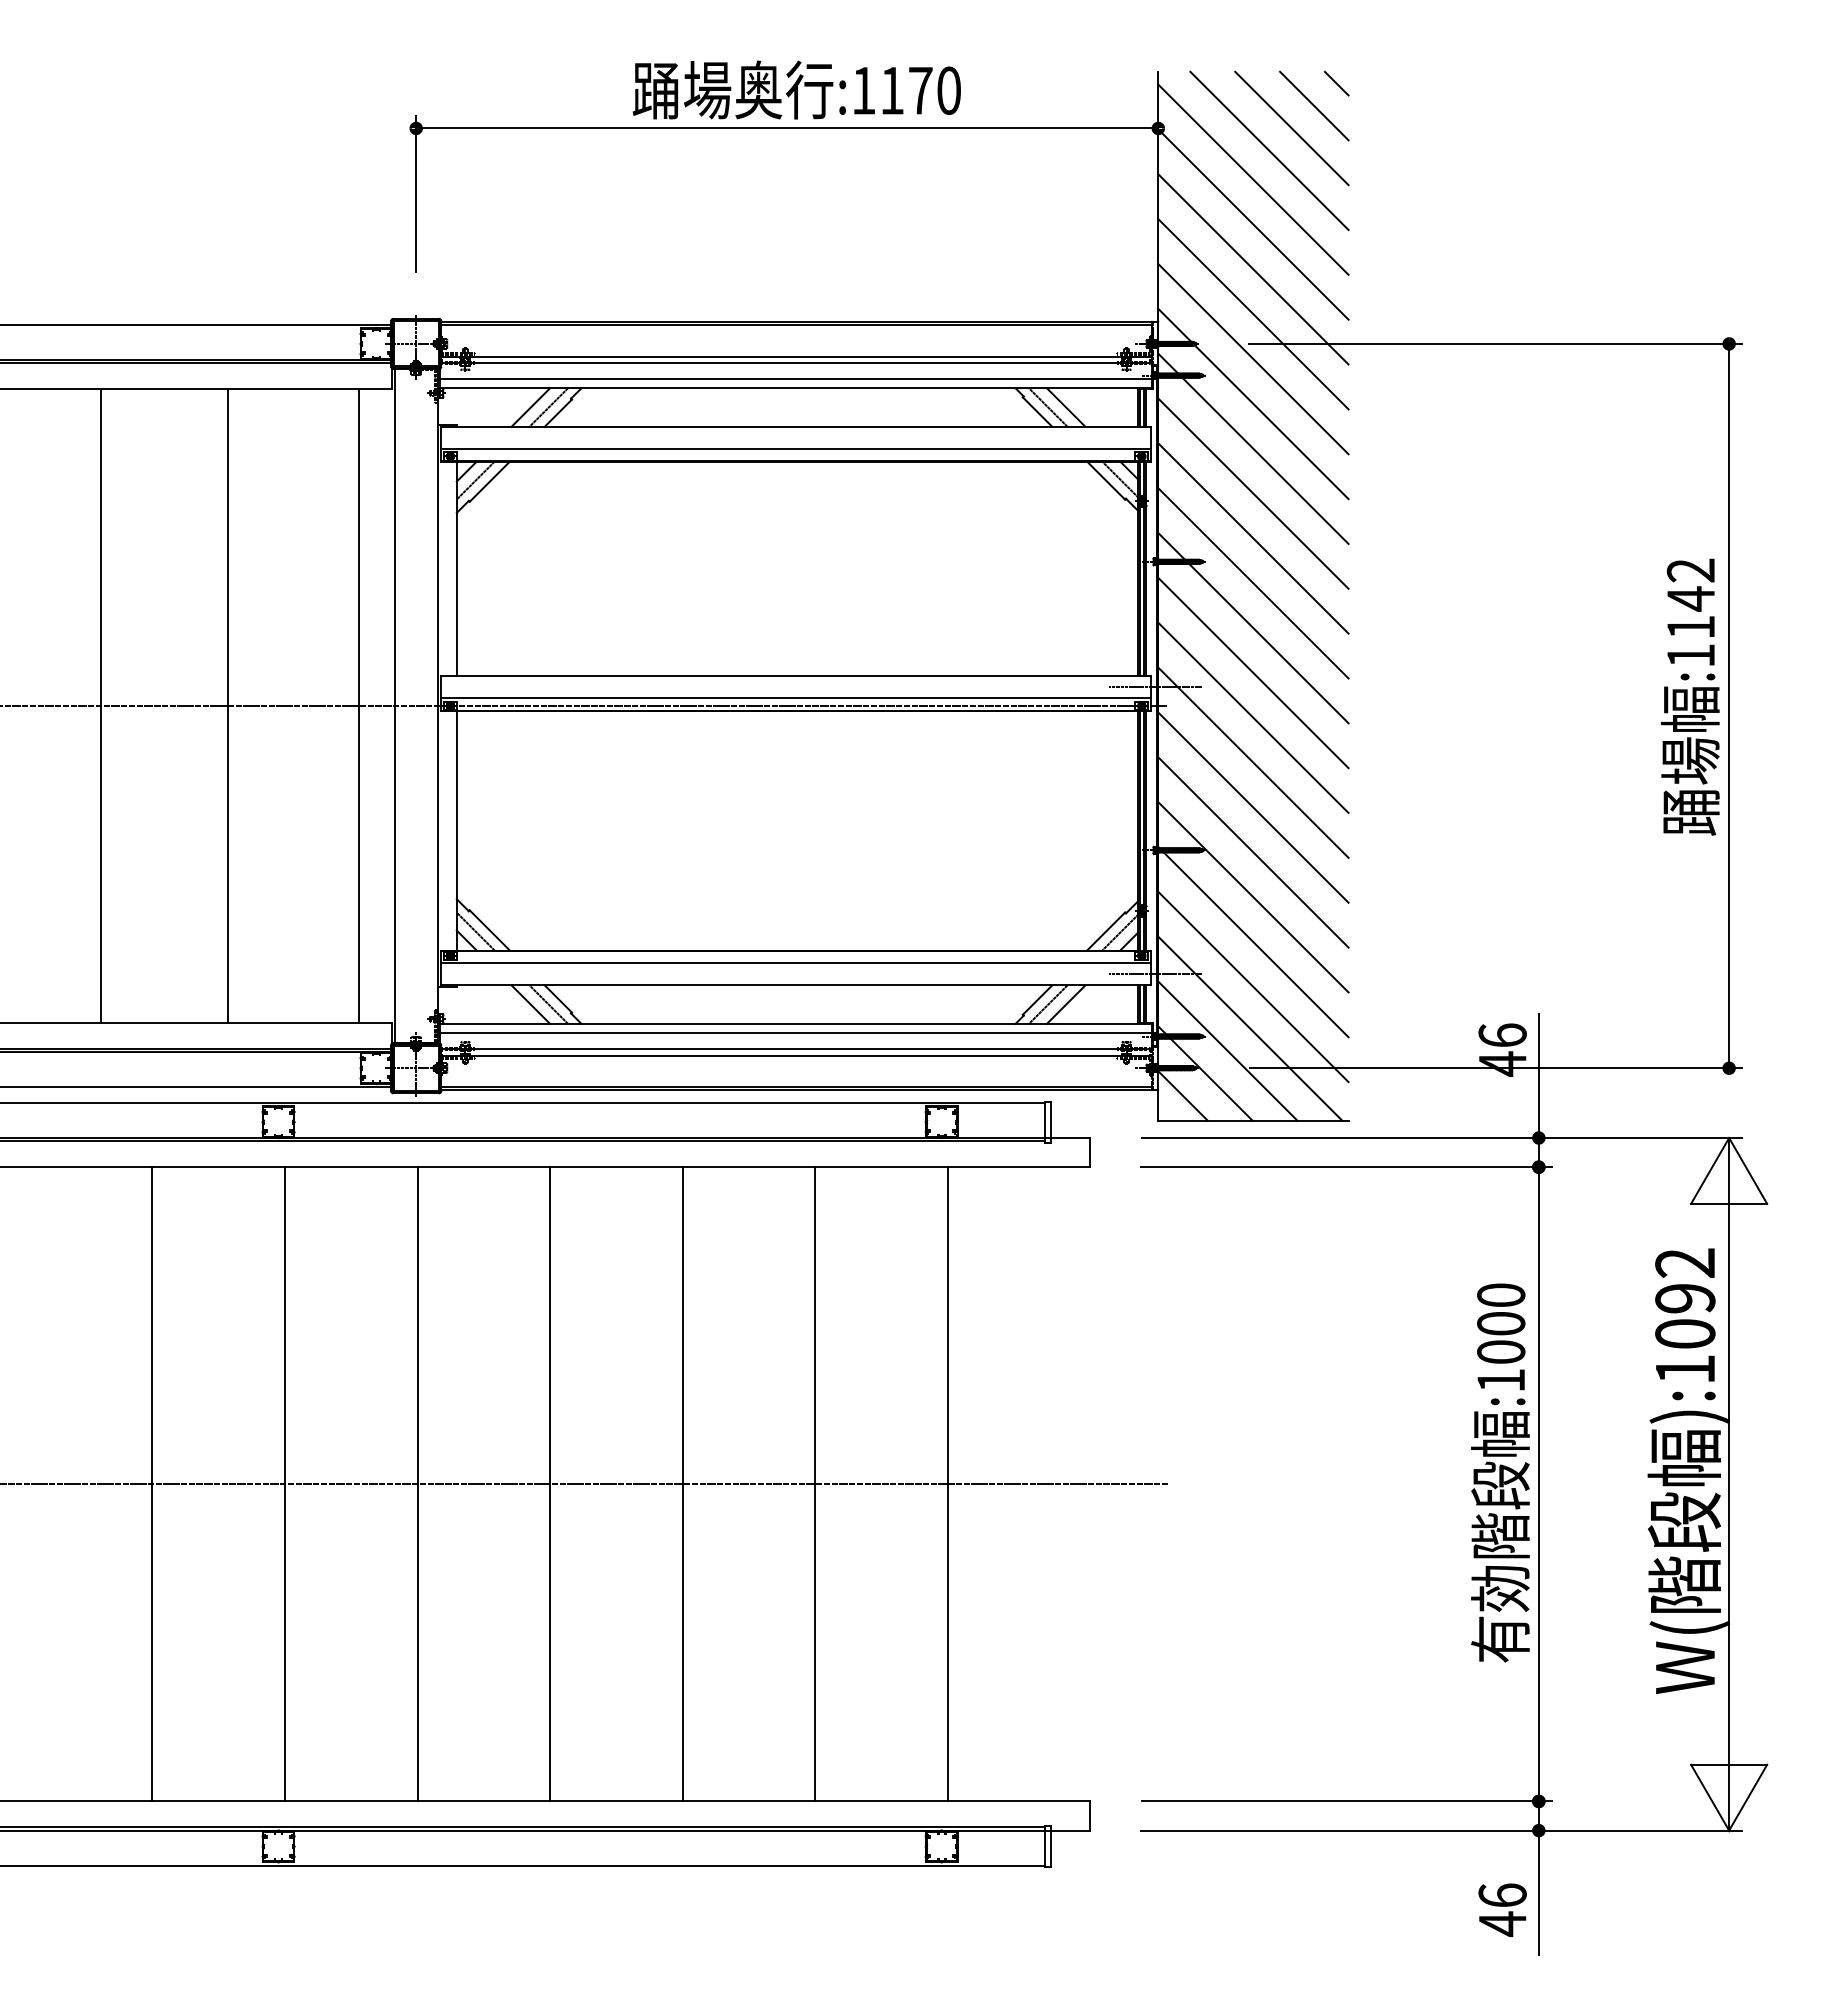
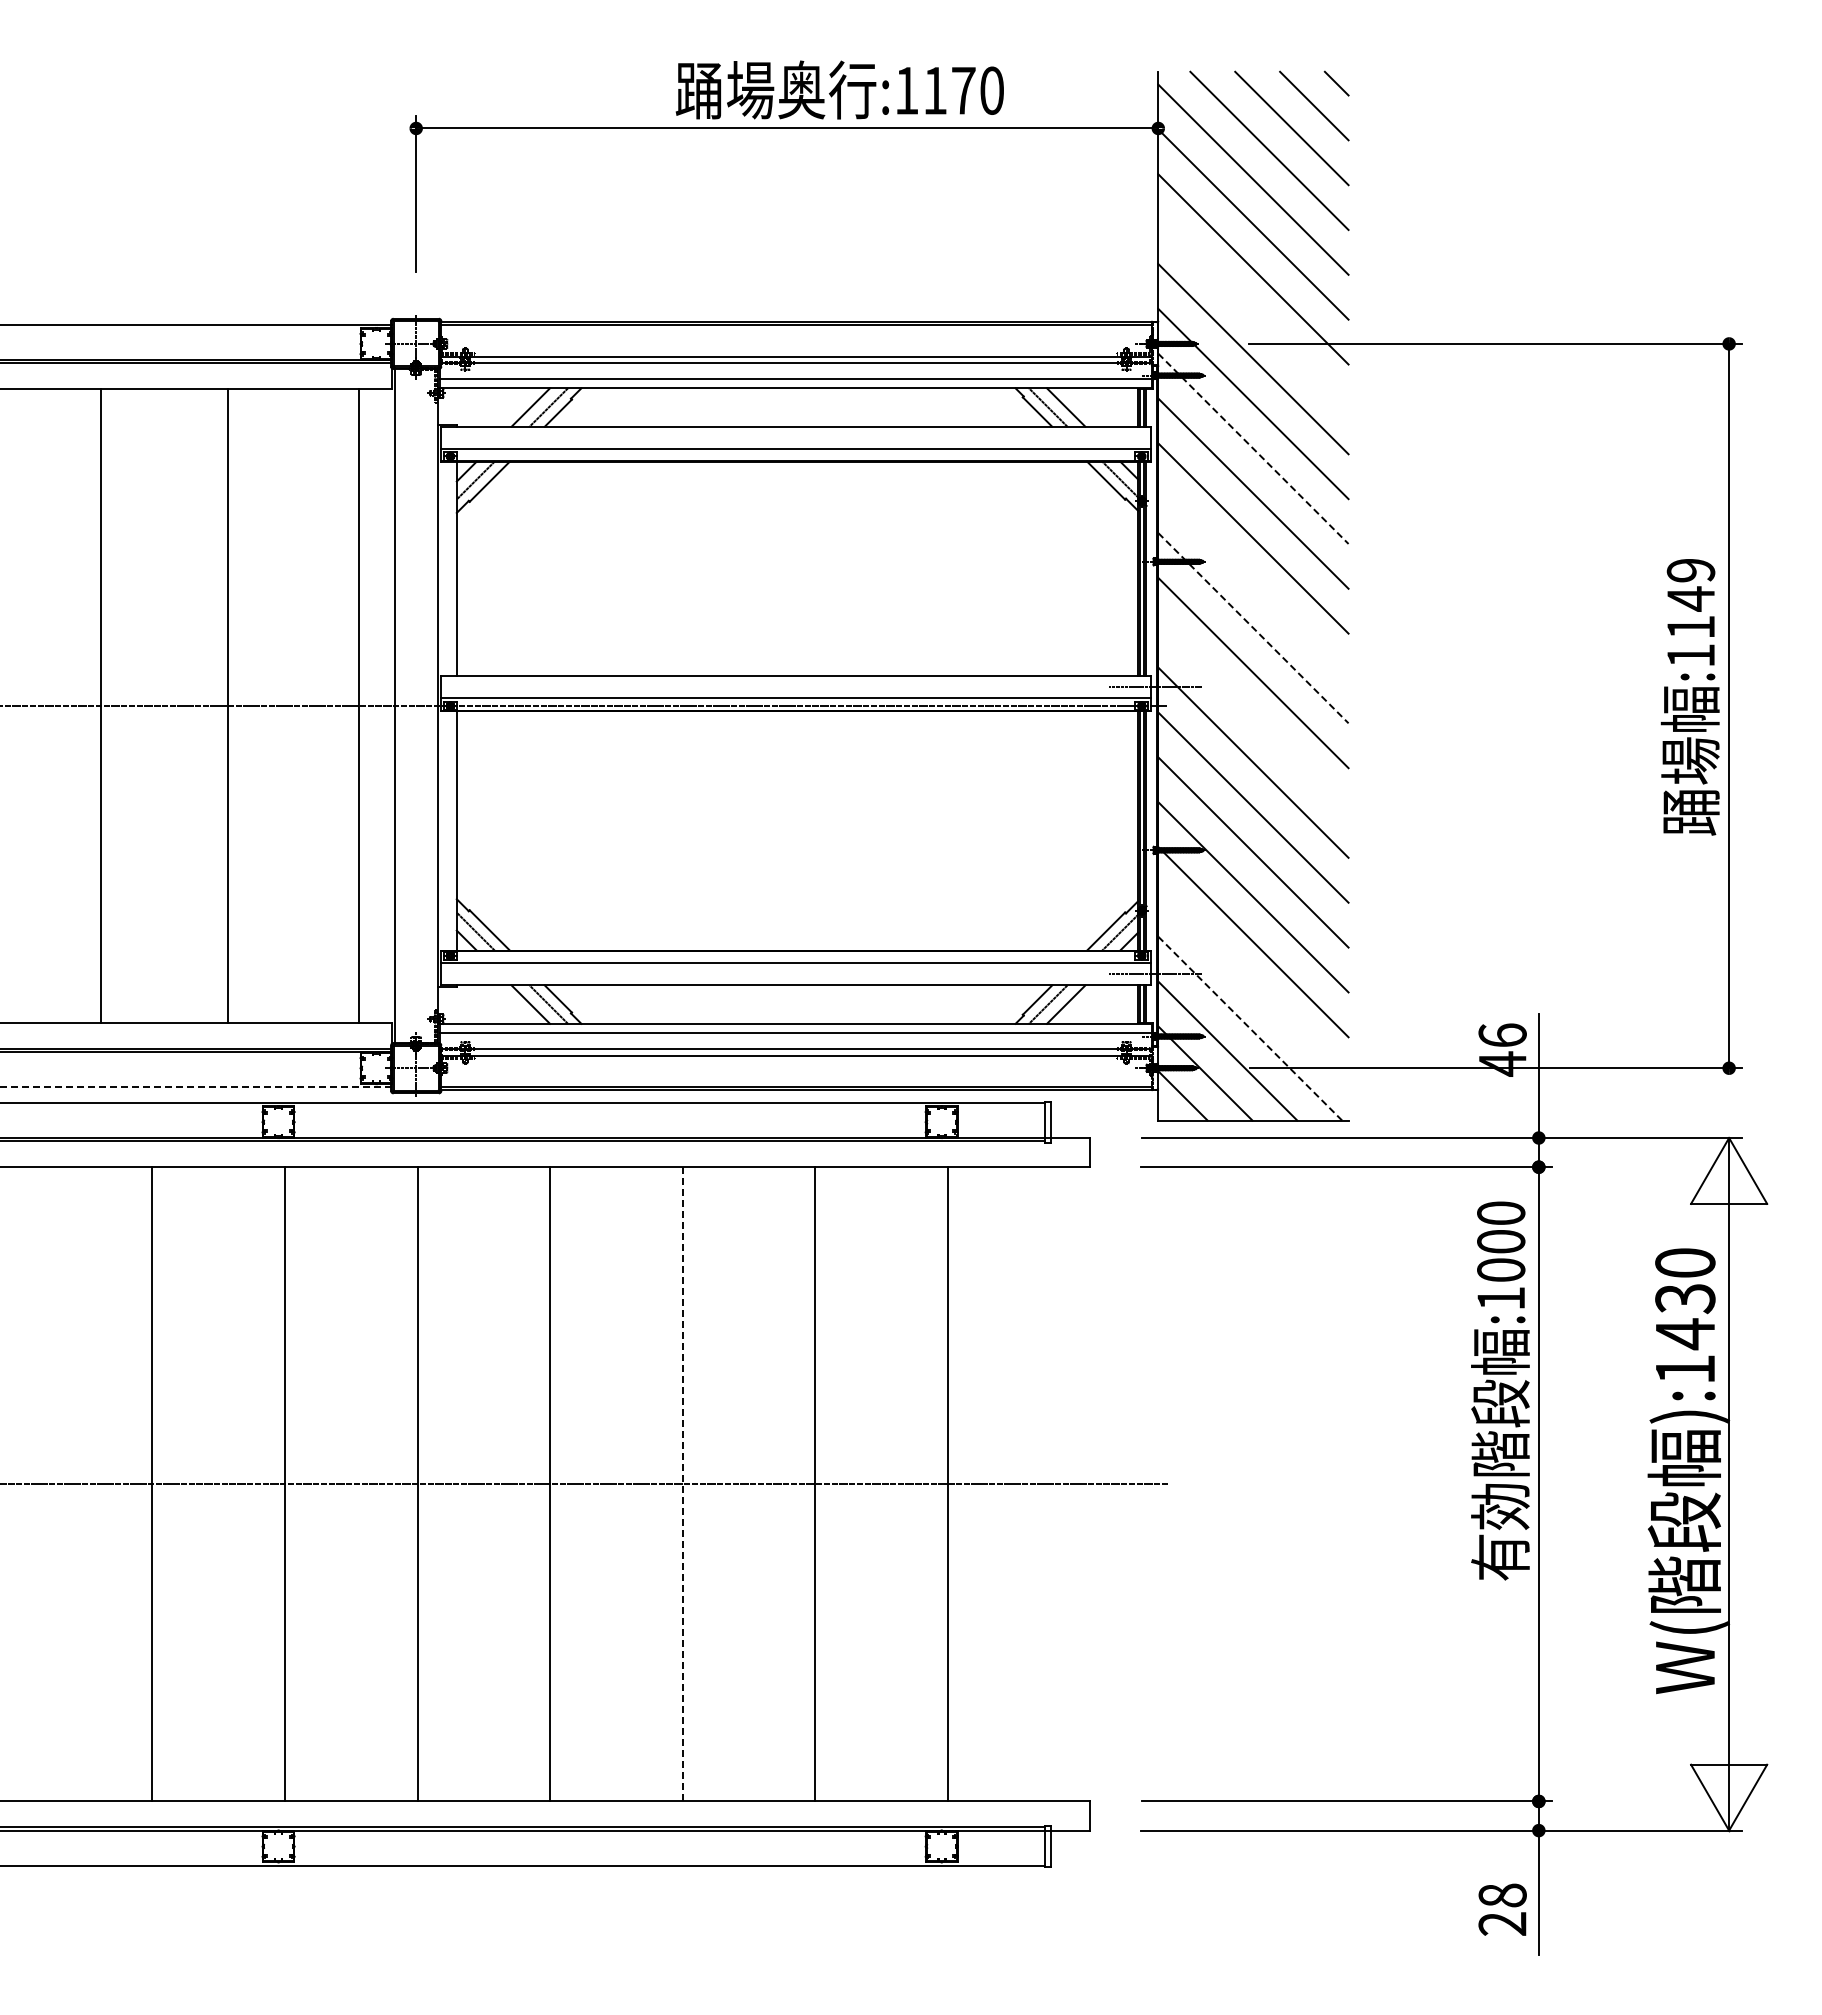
text position: (796, 89) -> (839, 89) (839, 89)
line: present -> none (1253, 314)
line: solid -> dashed (1253, 448)
text: :1142 -> :1149 (1691, 570)
line: present -> none (1253, 583)
line: solid -> dashed (1253, 628)
line: present -> none (1253, 717)
line: present -> none (1253, 986)
line: solid -> dashed (1250, 1028)
line: solid -> dashed (196, 1087)
text: ):1092 -> ):1430 (1685, 1299)
text position: (1500, 1472) -> (1500, 1390) (1500, 1390)
line: solid -> dashed (682, 1483)
text: 46 -> 28 (1502, 1910)
